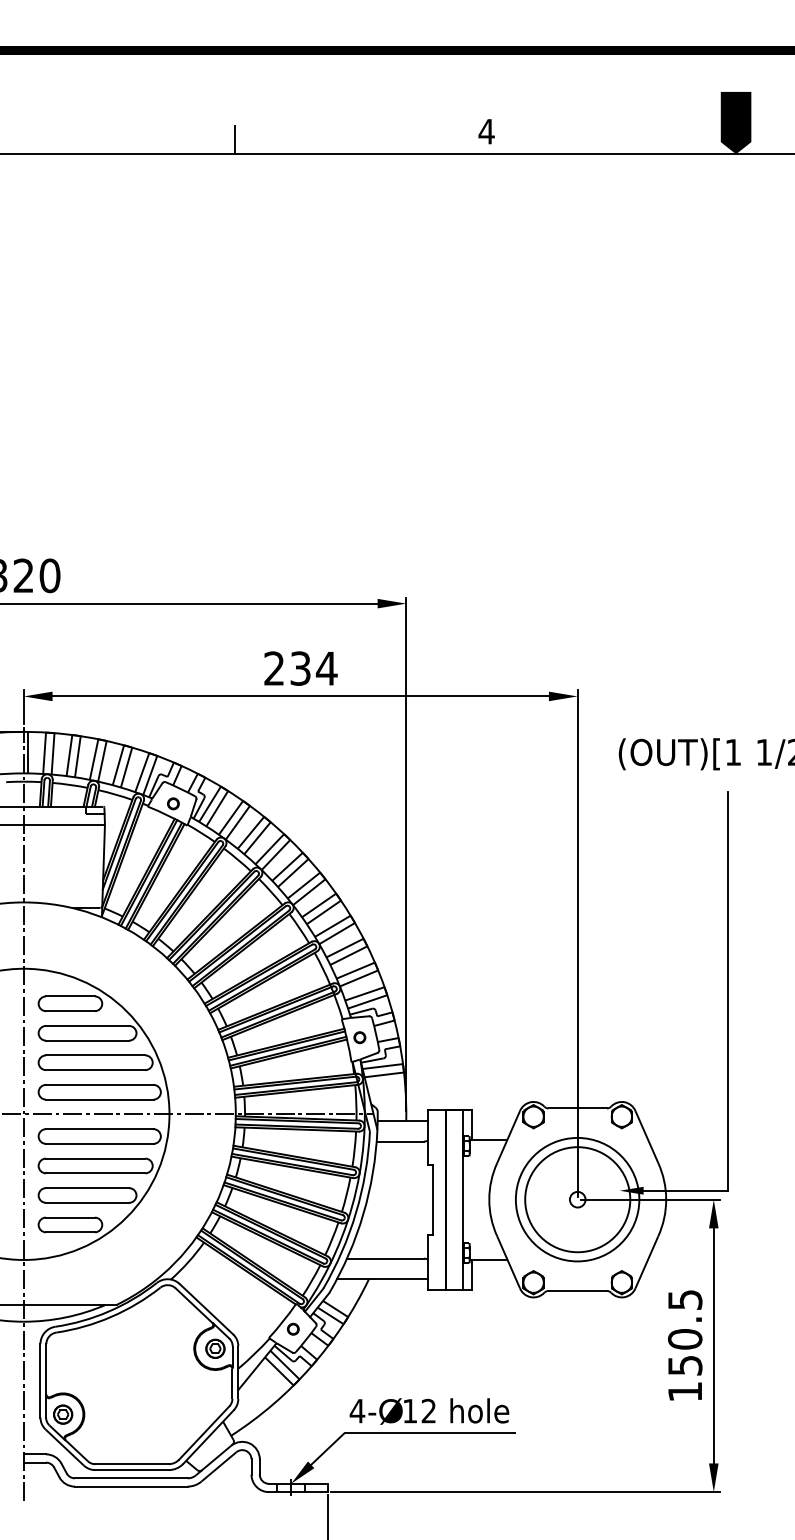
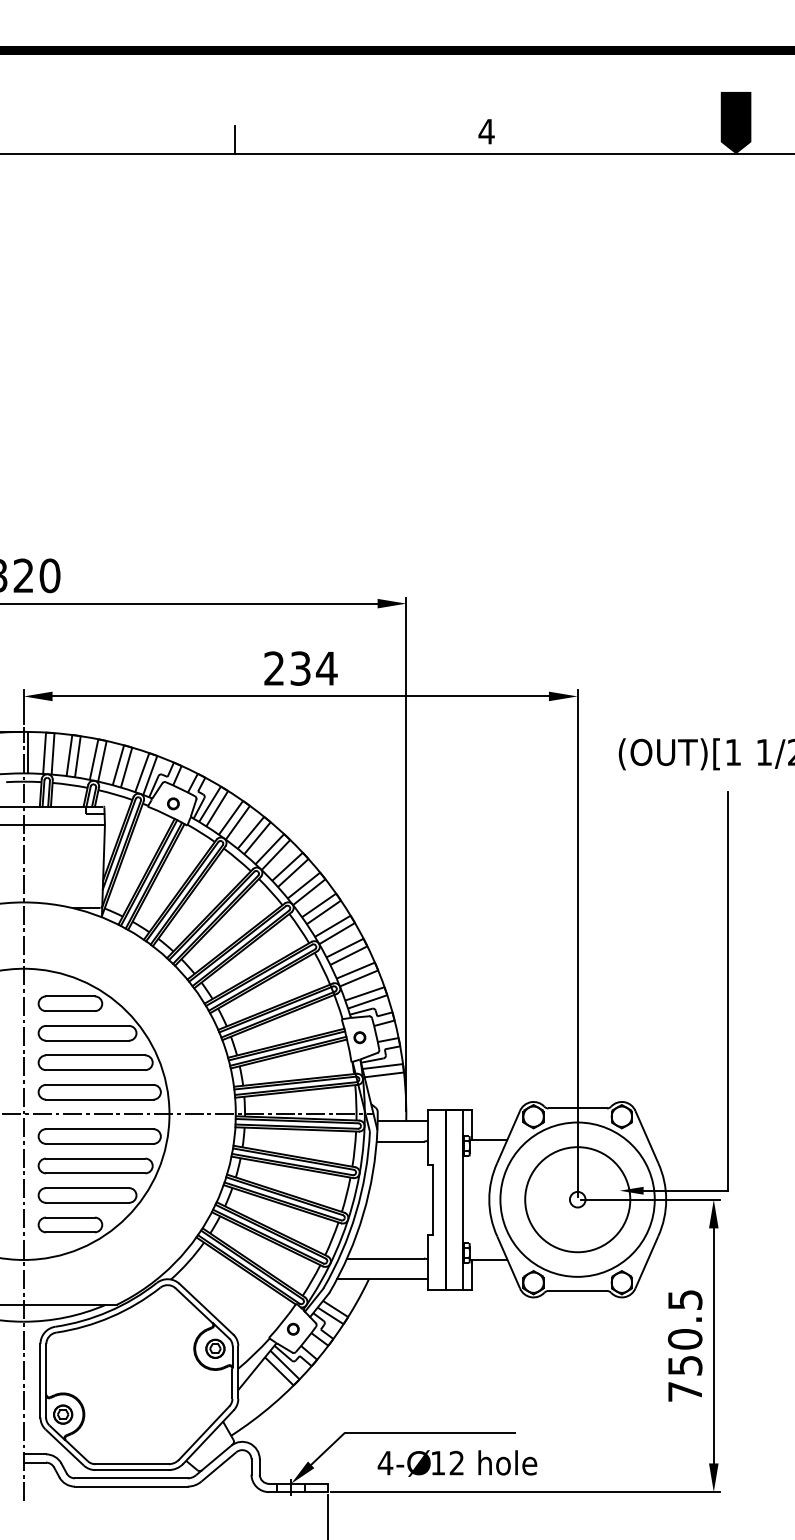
circle diameter: 123 px -> 154 px (577, 1199)
text: 150.5 -> 750.5 (684, 1391)
text position: (429, 1411) -> (457, 1463) (457, 1463)
